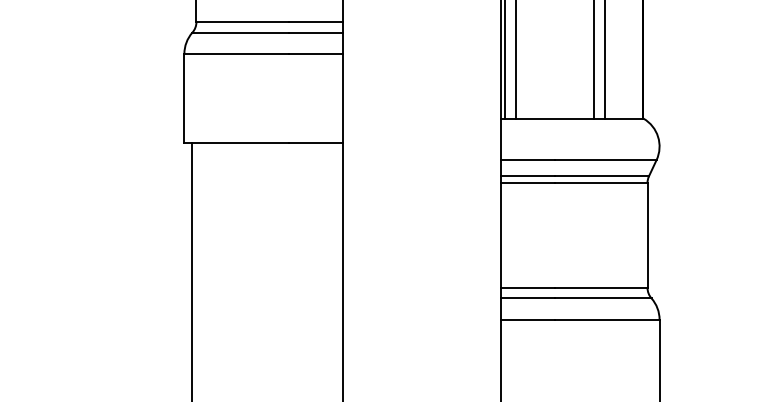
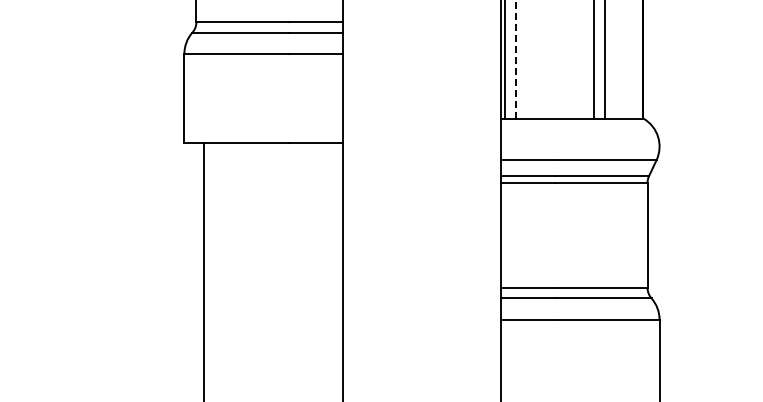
line: solid -> dashed (516, 59)
line position: (192, 270) -> (204, 270) (204, 270)
